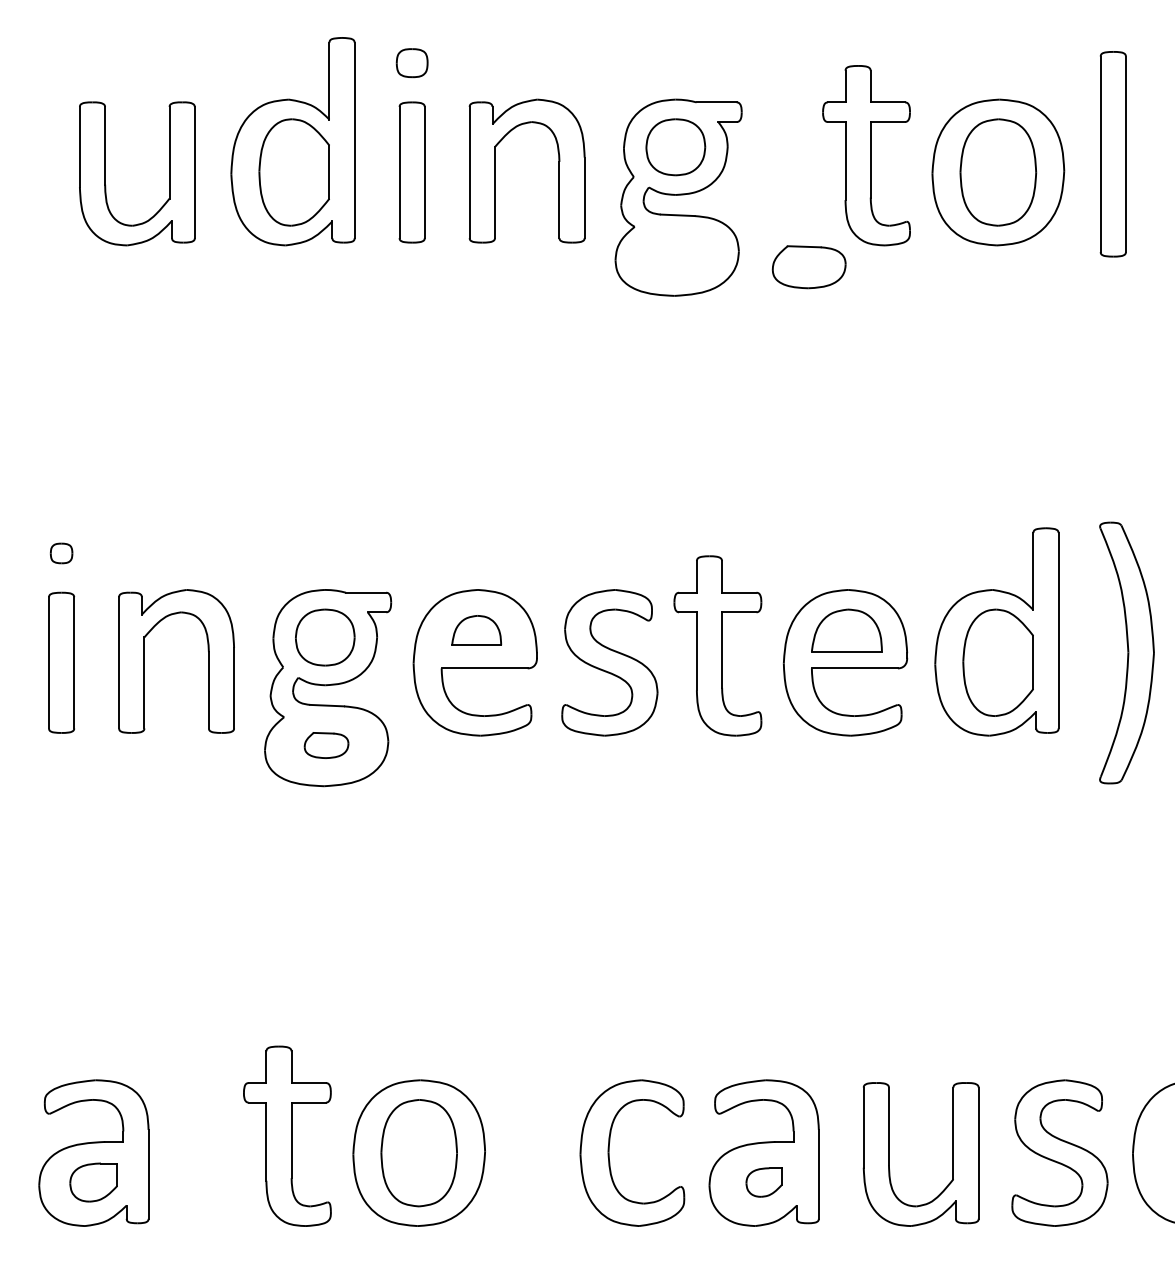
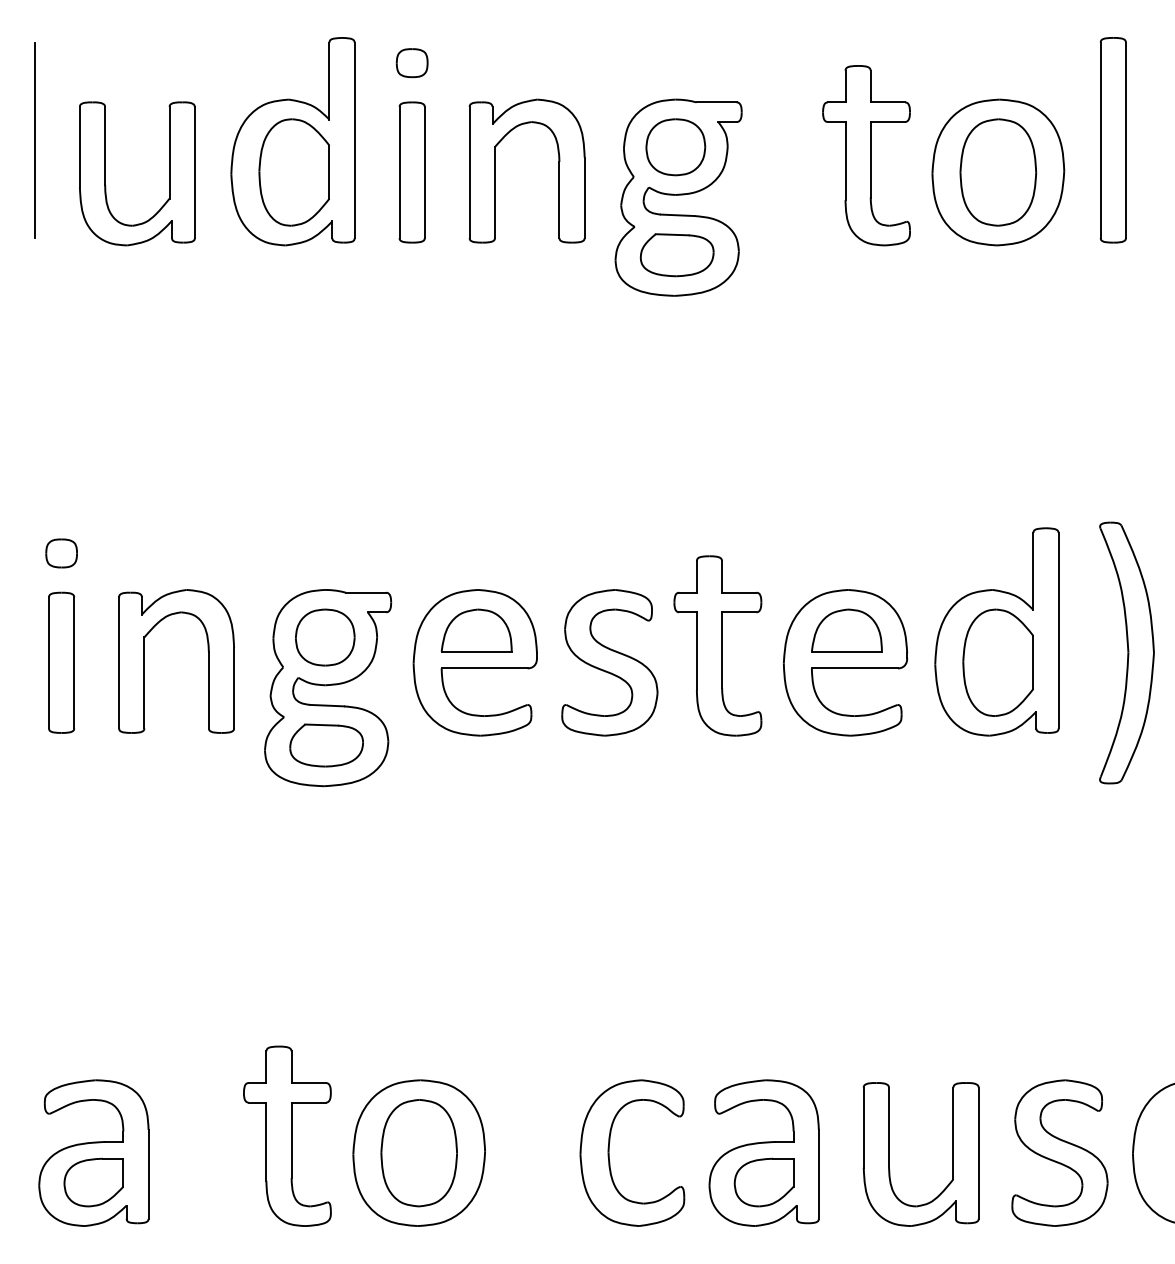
line: none -> present (35, 140)
part position: (1112, 154) -> (1112, 140) (1112, 140)
part position: (808, 267) -> (676, 255) (676, 255)
part size: 25x23 px -> 33x31 px (61, 553)
part size: 52x31 px -> 73x45 px (476, 630)
part size: 47x27 px -> 75x45 px (326, 745)
part size: 49x41 px -> 61x51 px (93, 1182)
part size: 38x31 px -> 62x51 px (763, 1182)
